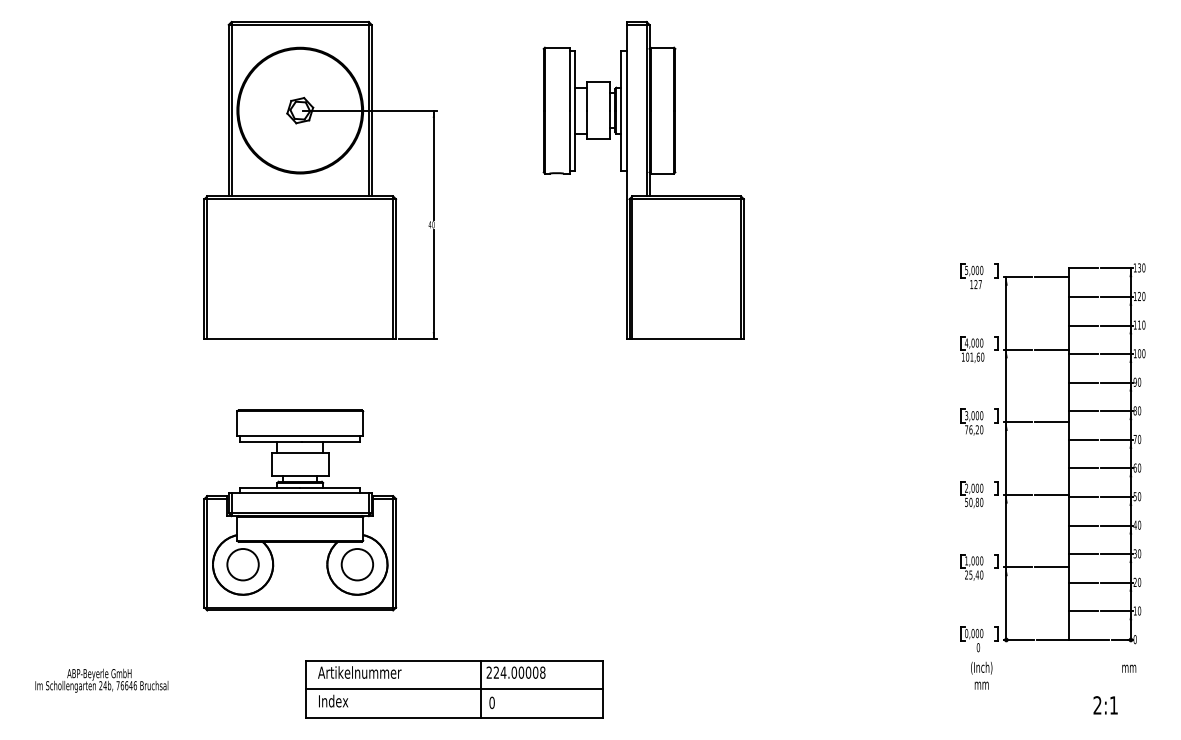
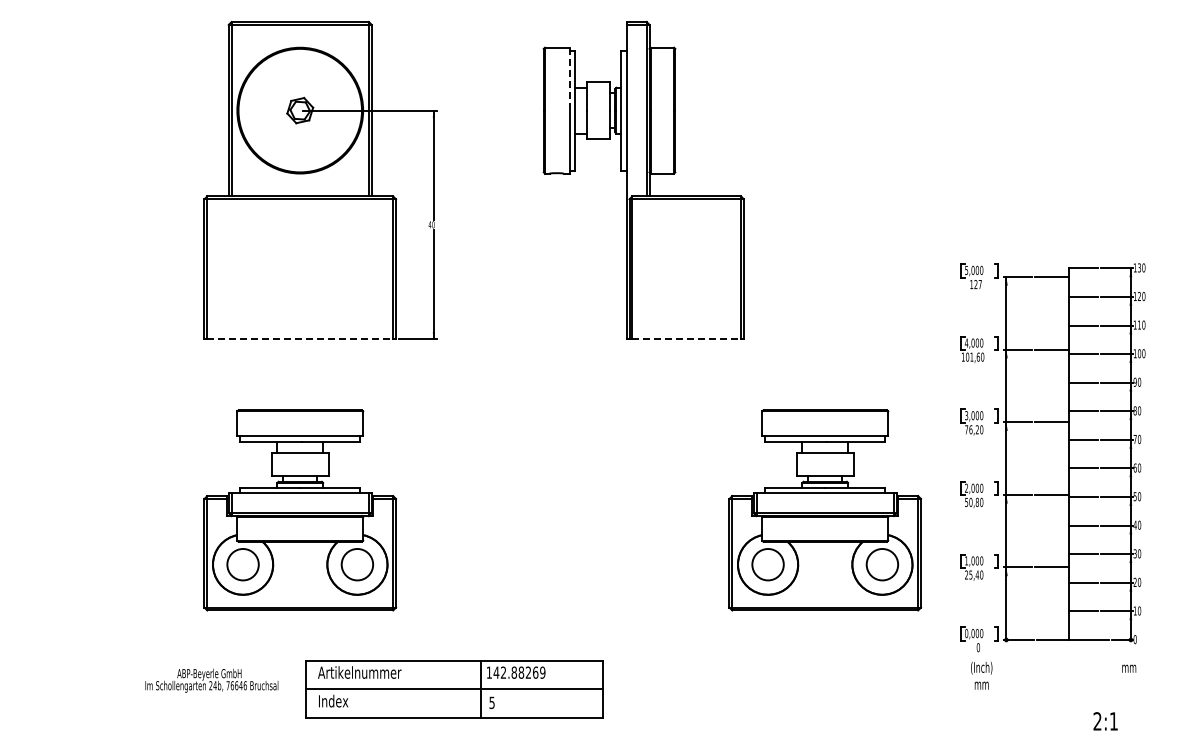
line: solid -> dashed (569, 79)
line: solid -> dashed (300, 339)
line: solid -> dashed (687, 339)
part: none -> present (825, 510)
text: 224.00008 -> 142.88269 (515, 672)
text position: (101, 680) -> (211, 680) (211, 680)
text: 0 -> 5 (491, 702)
text position: (1105, 705) -> (1105, 721) (1105, 721)
